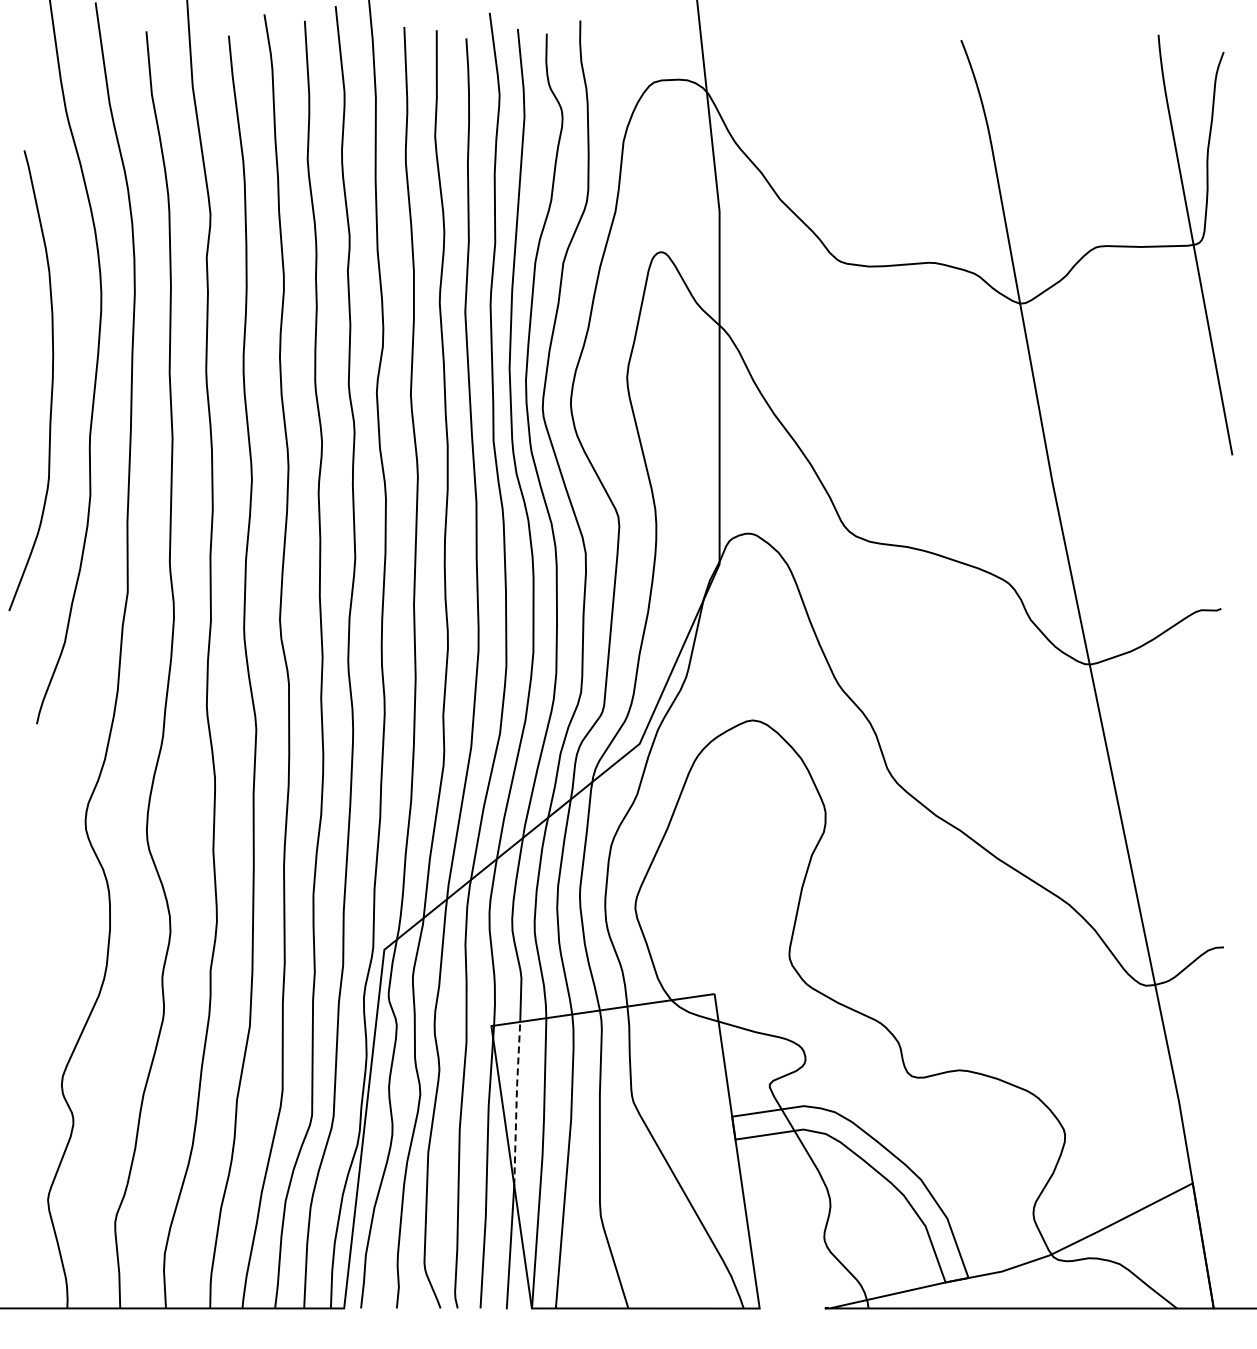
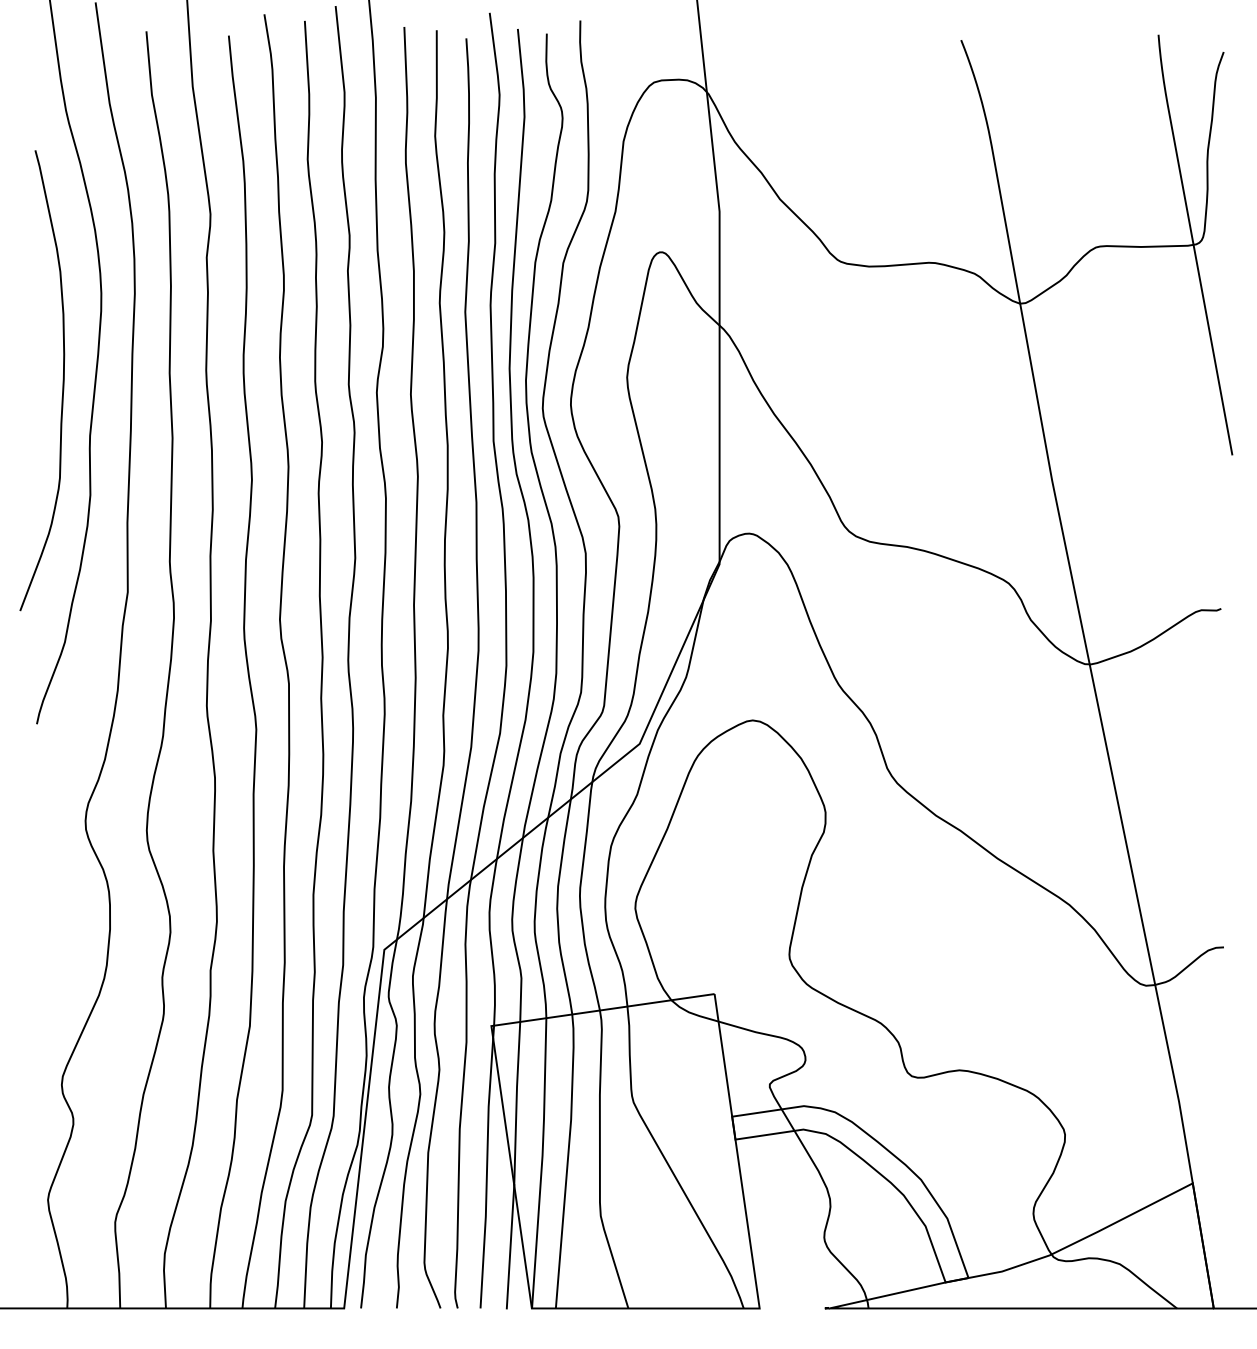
curve position: (51, 380) -> (62, 380) (62, 380)
line: dashed -> solid (516, 1102)
